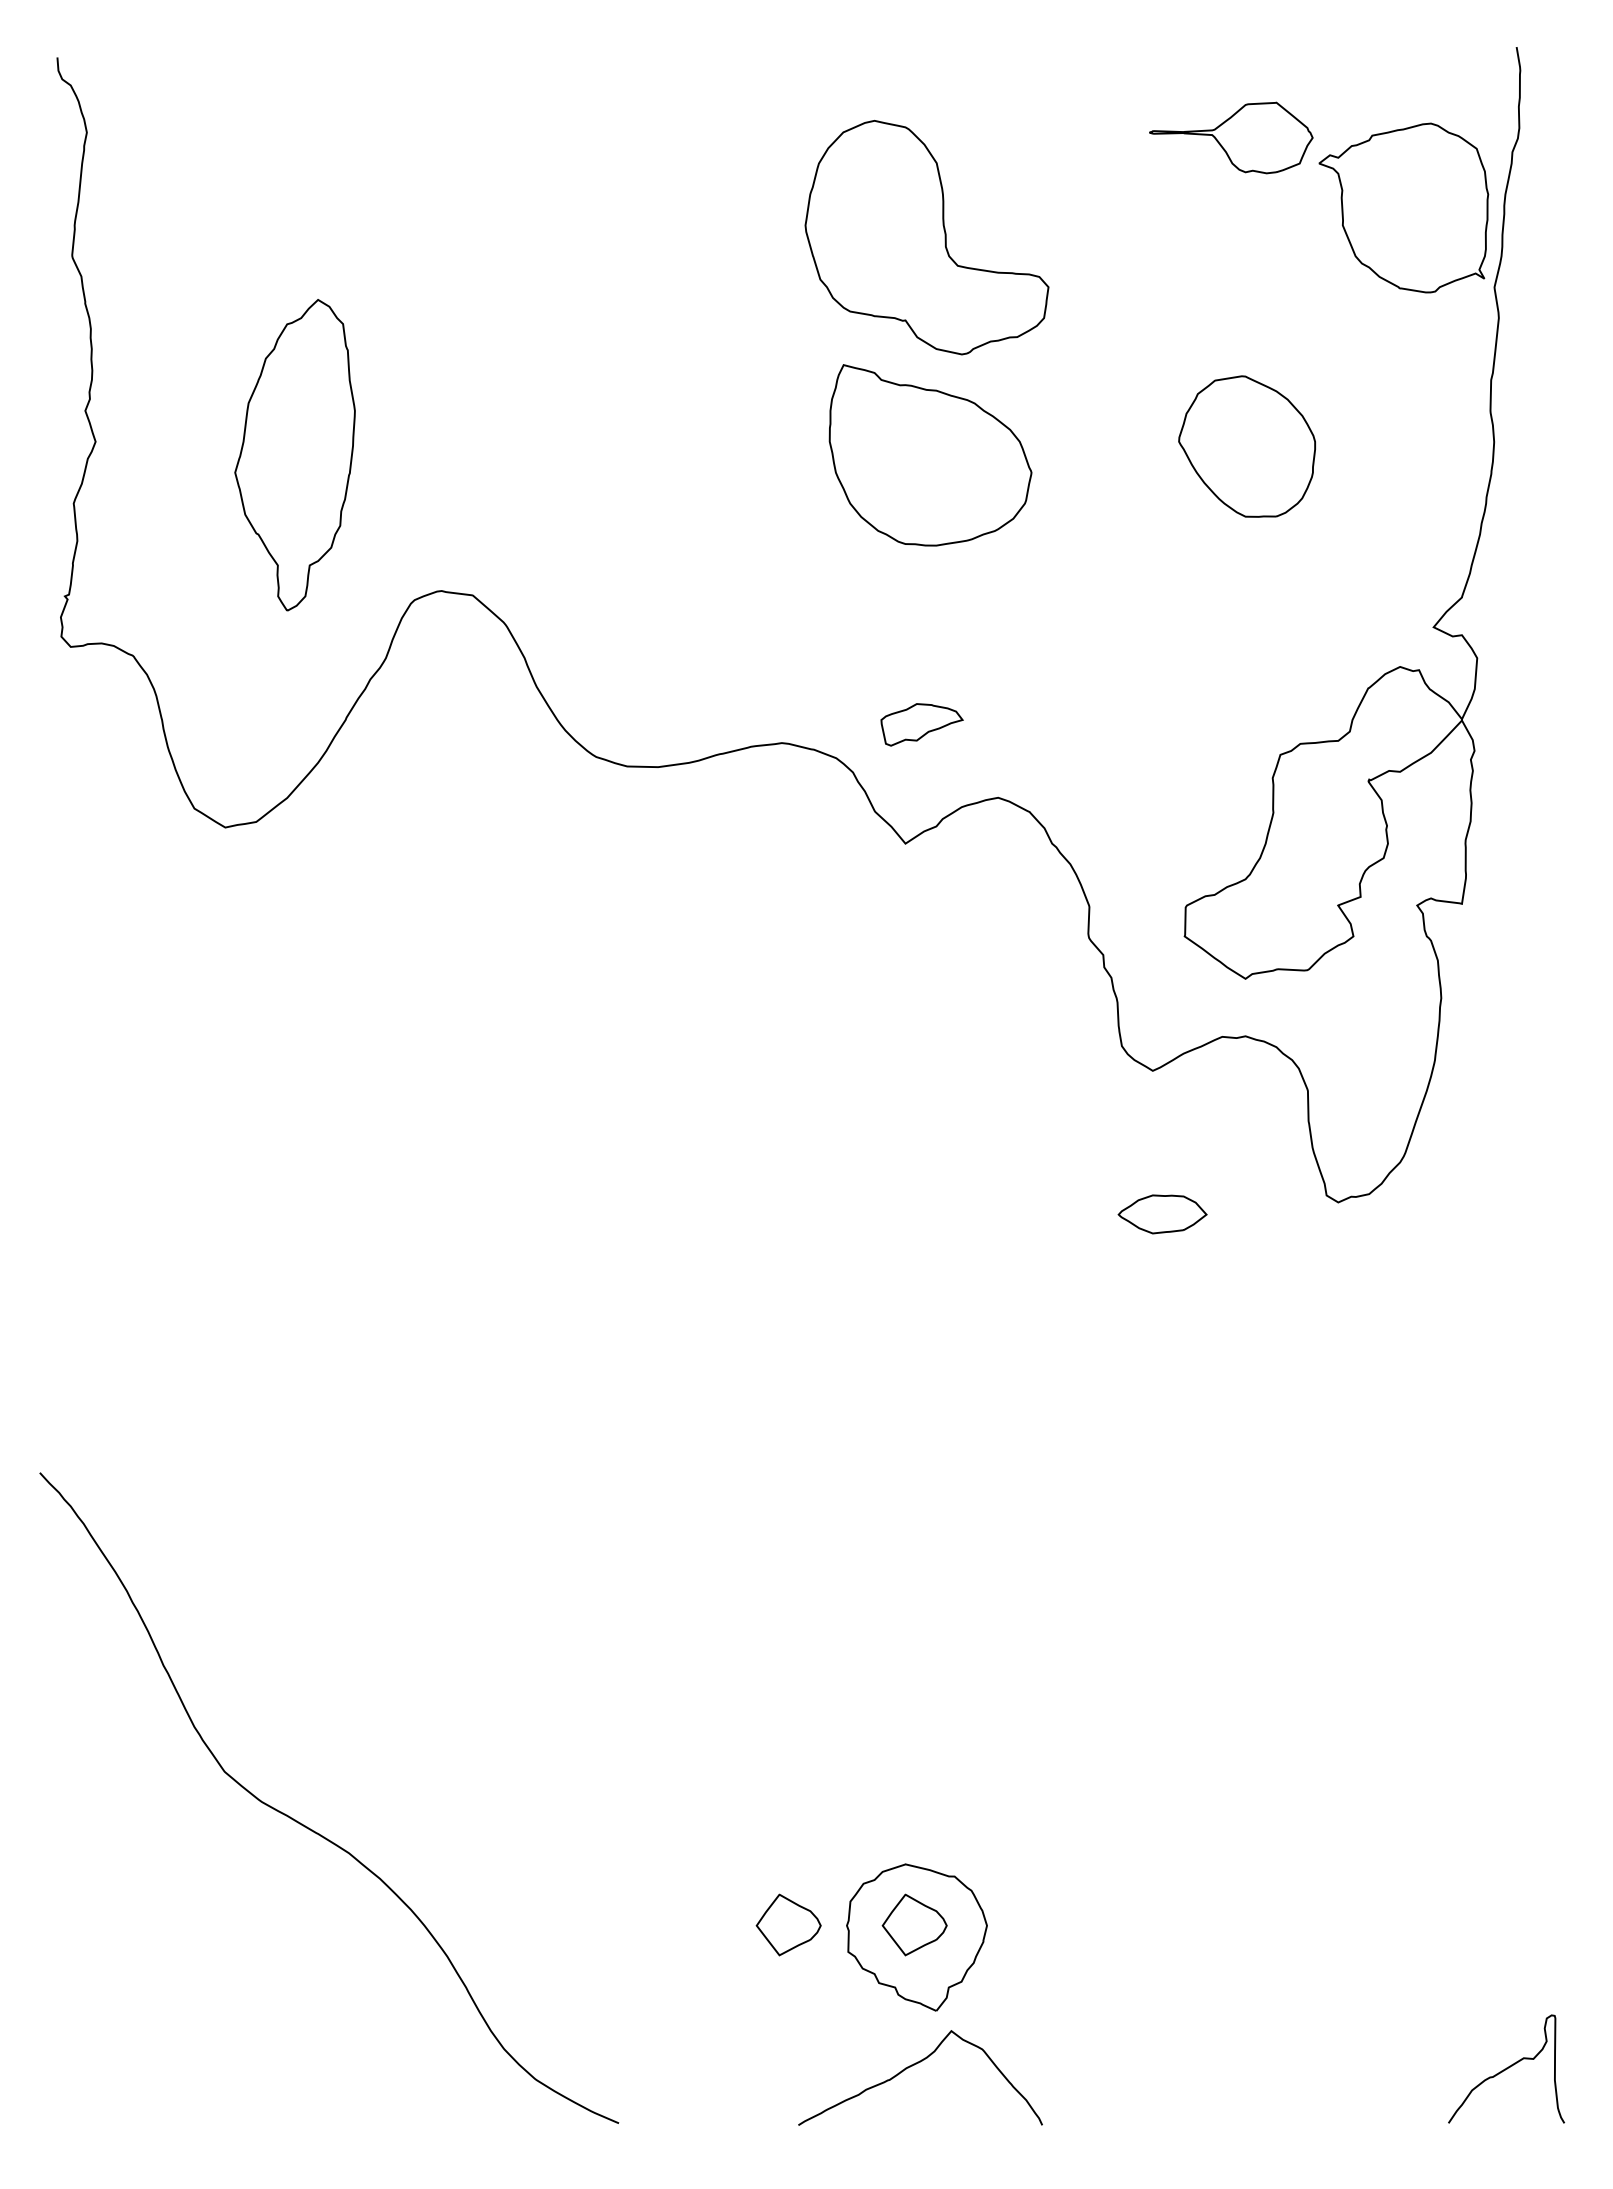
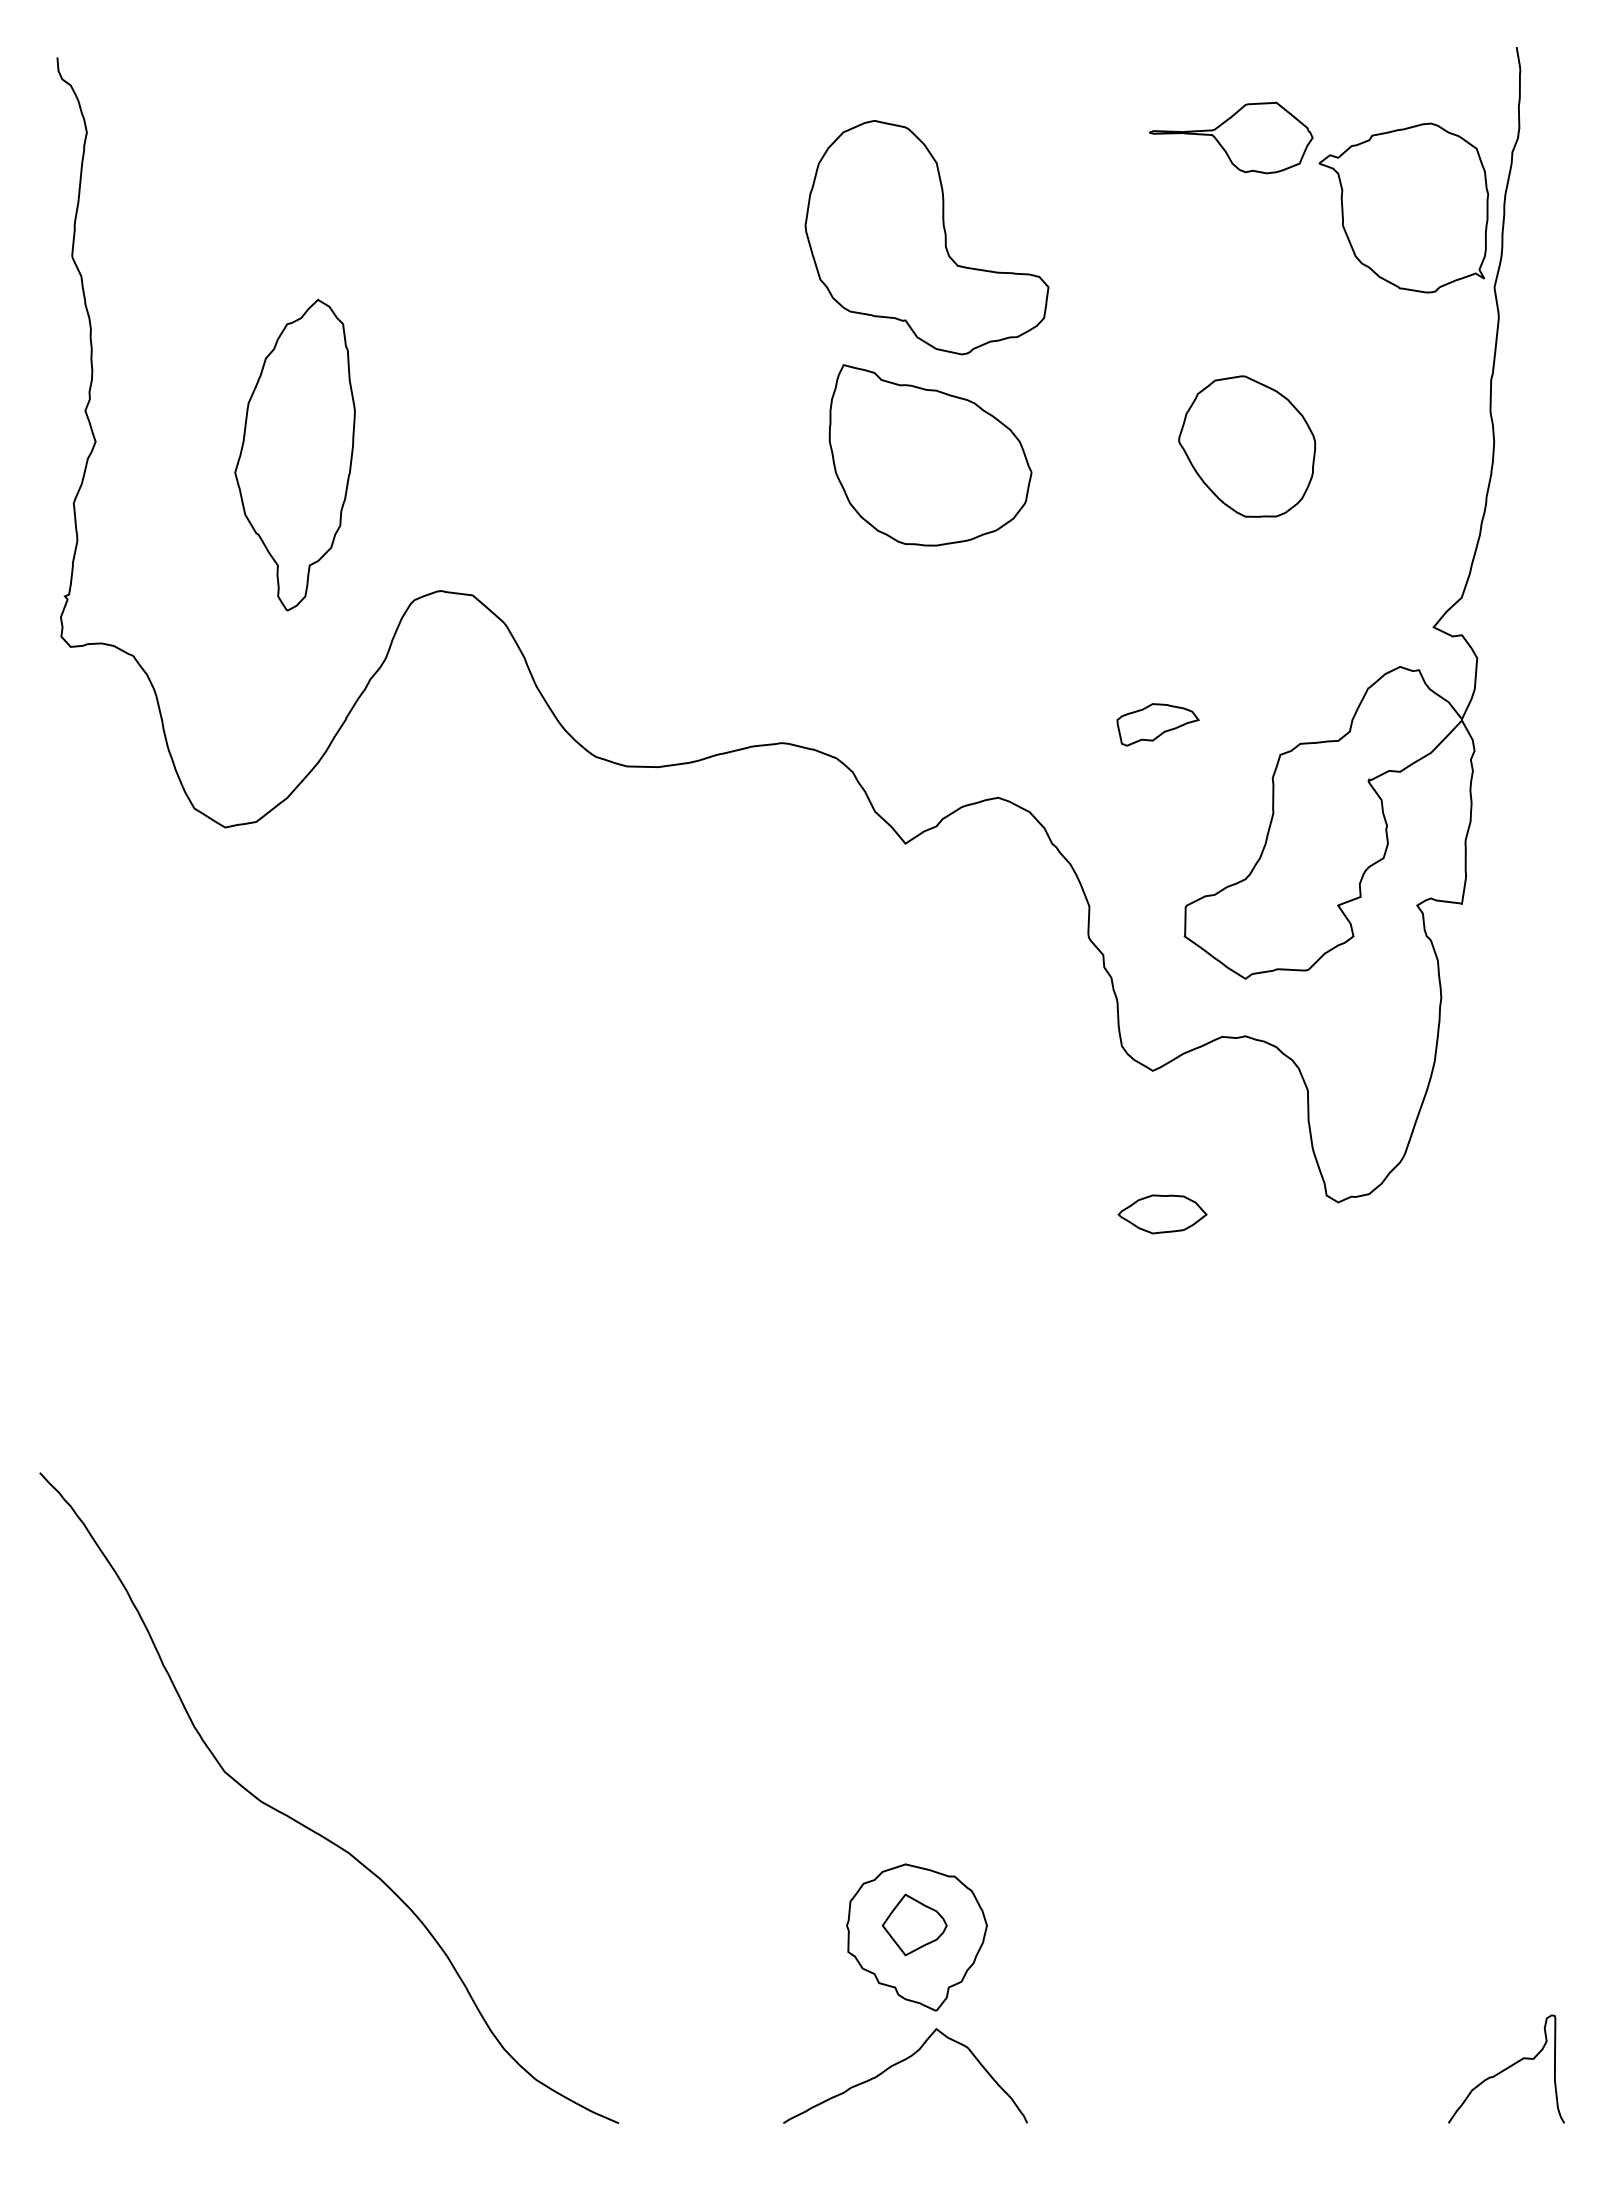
part position: (921, 724) -> (1157, 724) (1157, 724)
part: present -> none (788, 1924)
curve position: (914, 2065) -> (899, 2063) (899, 2063)
